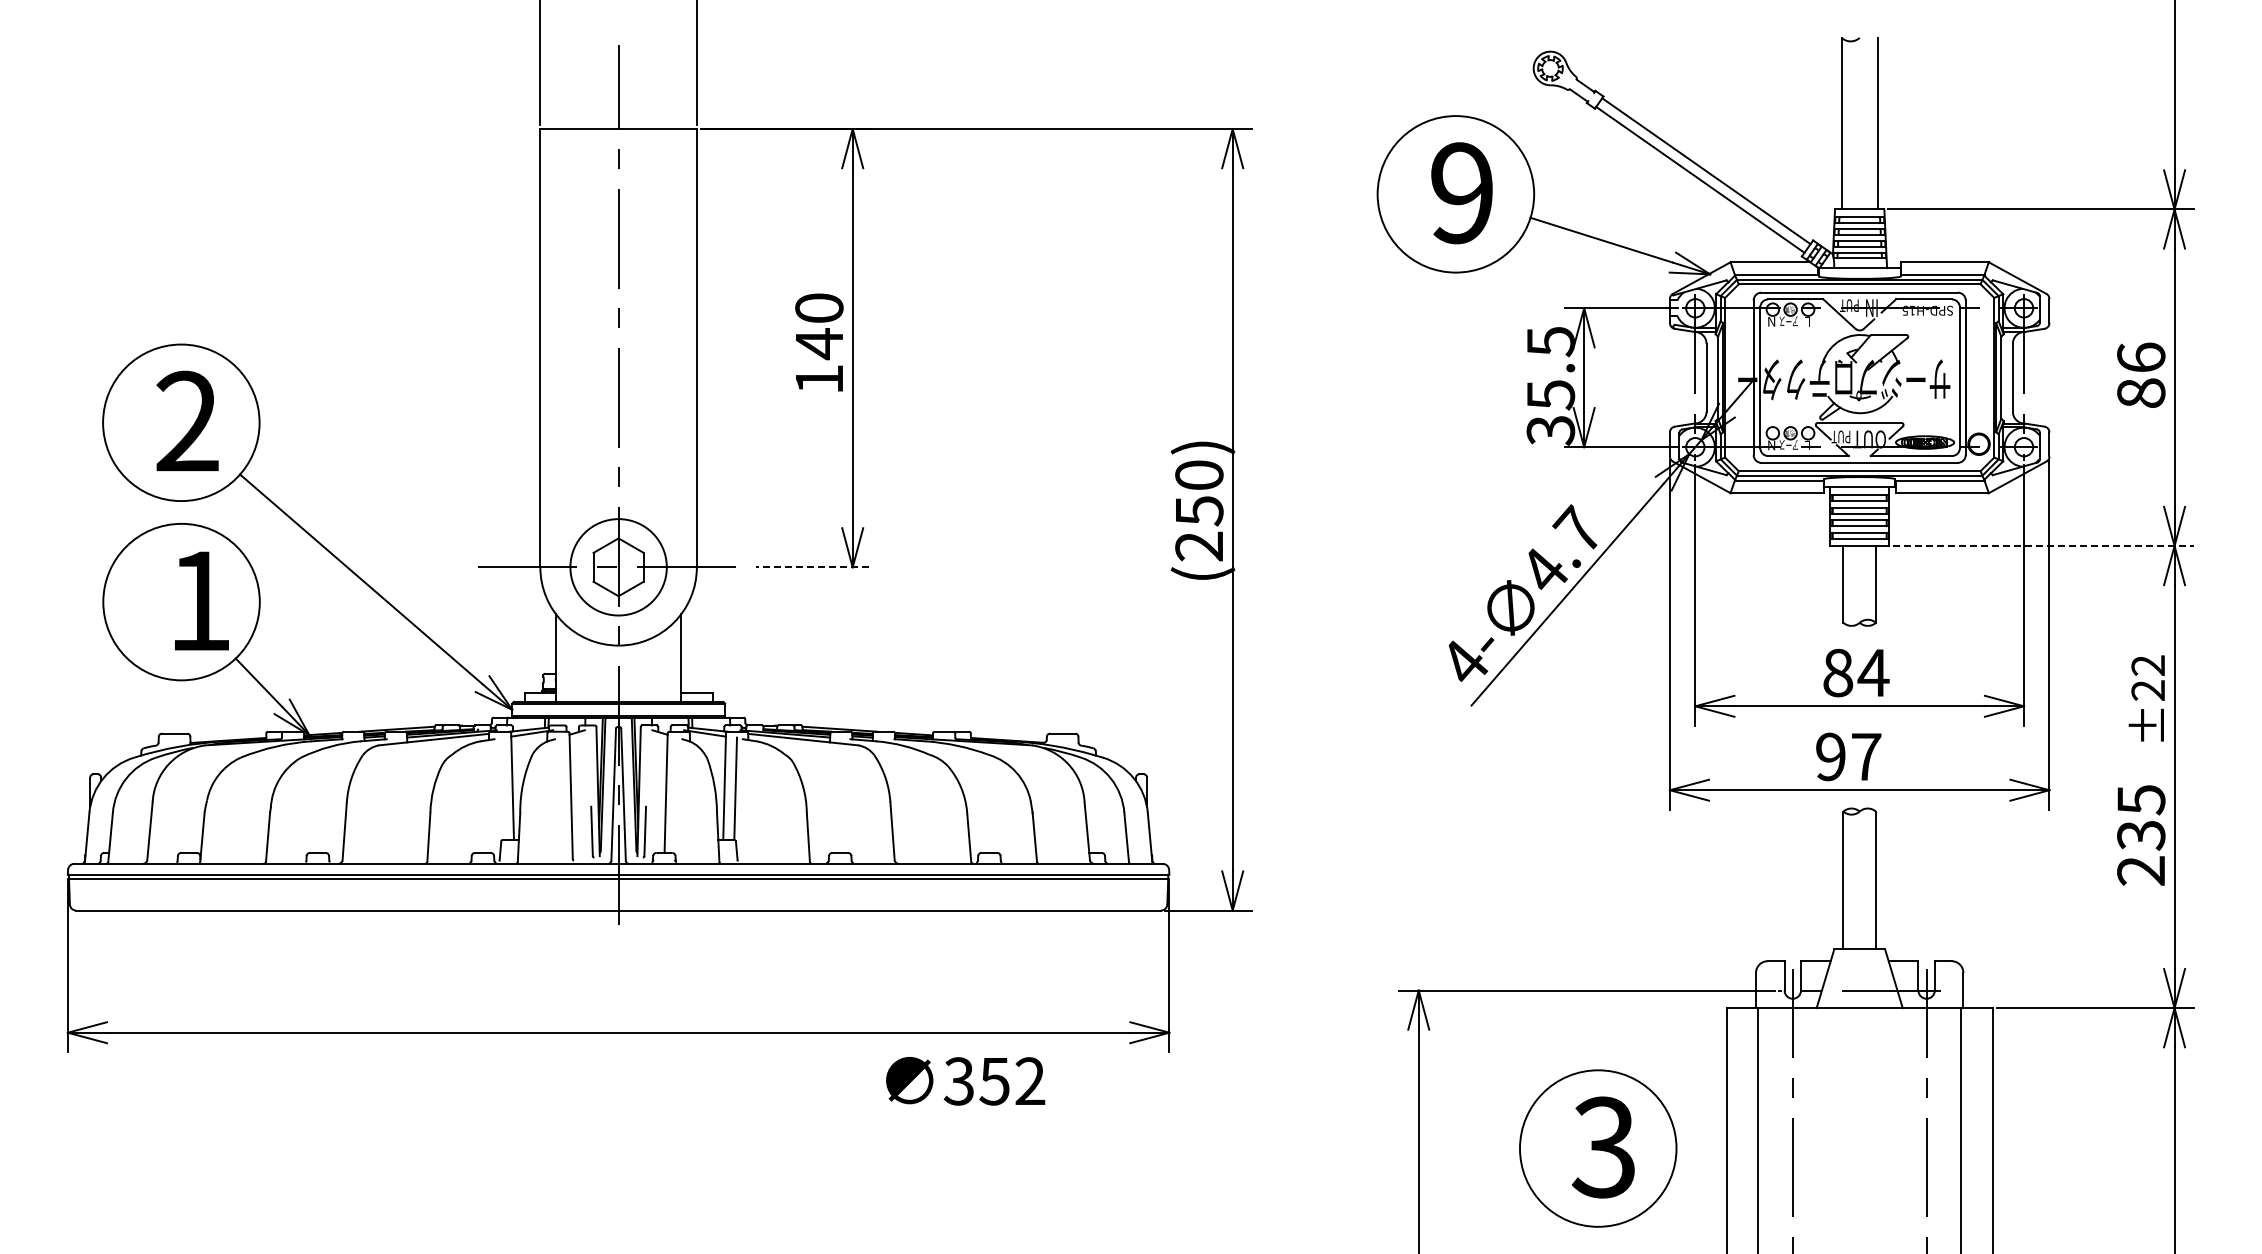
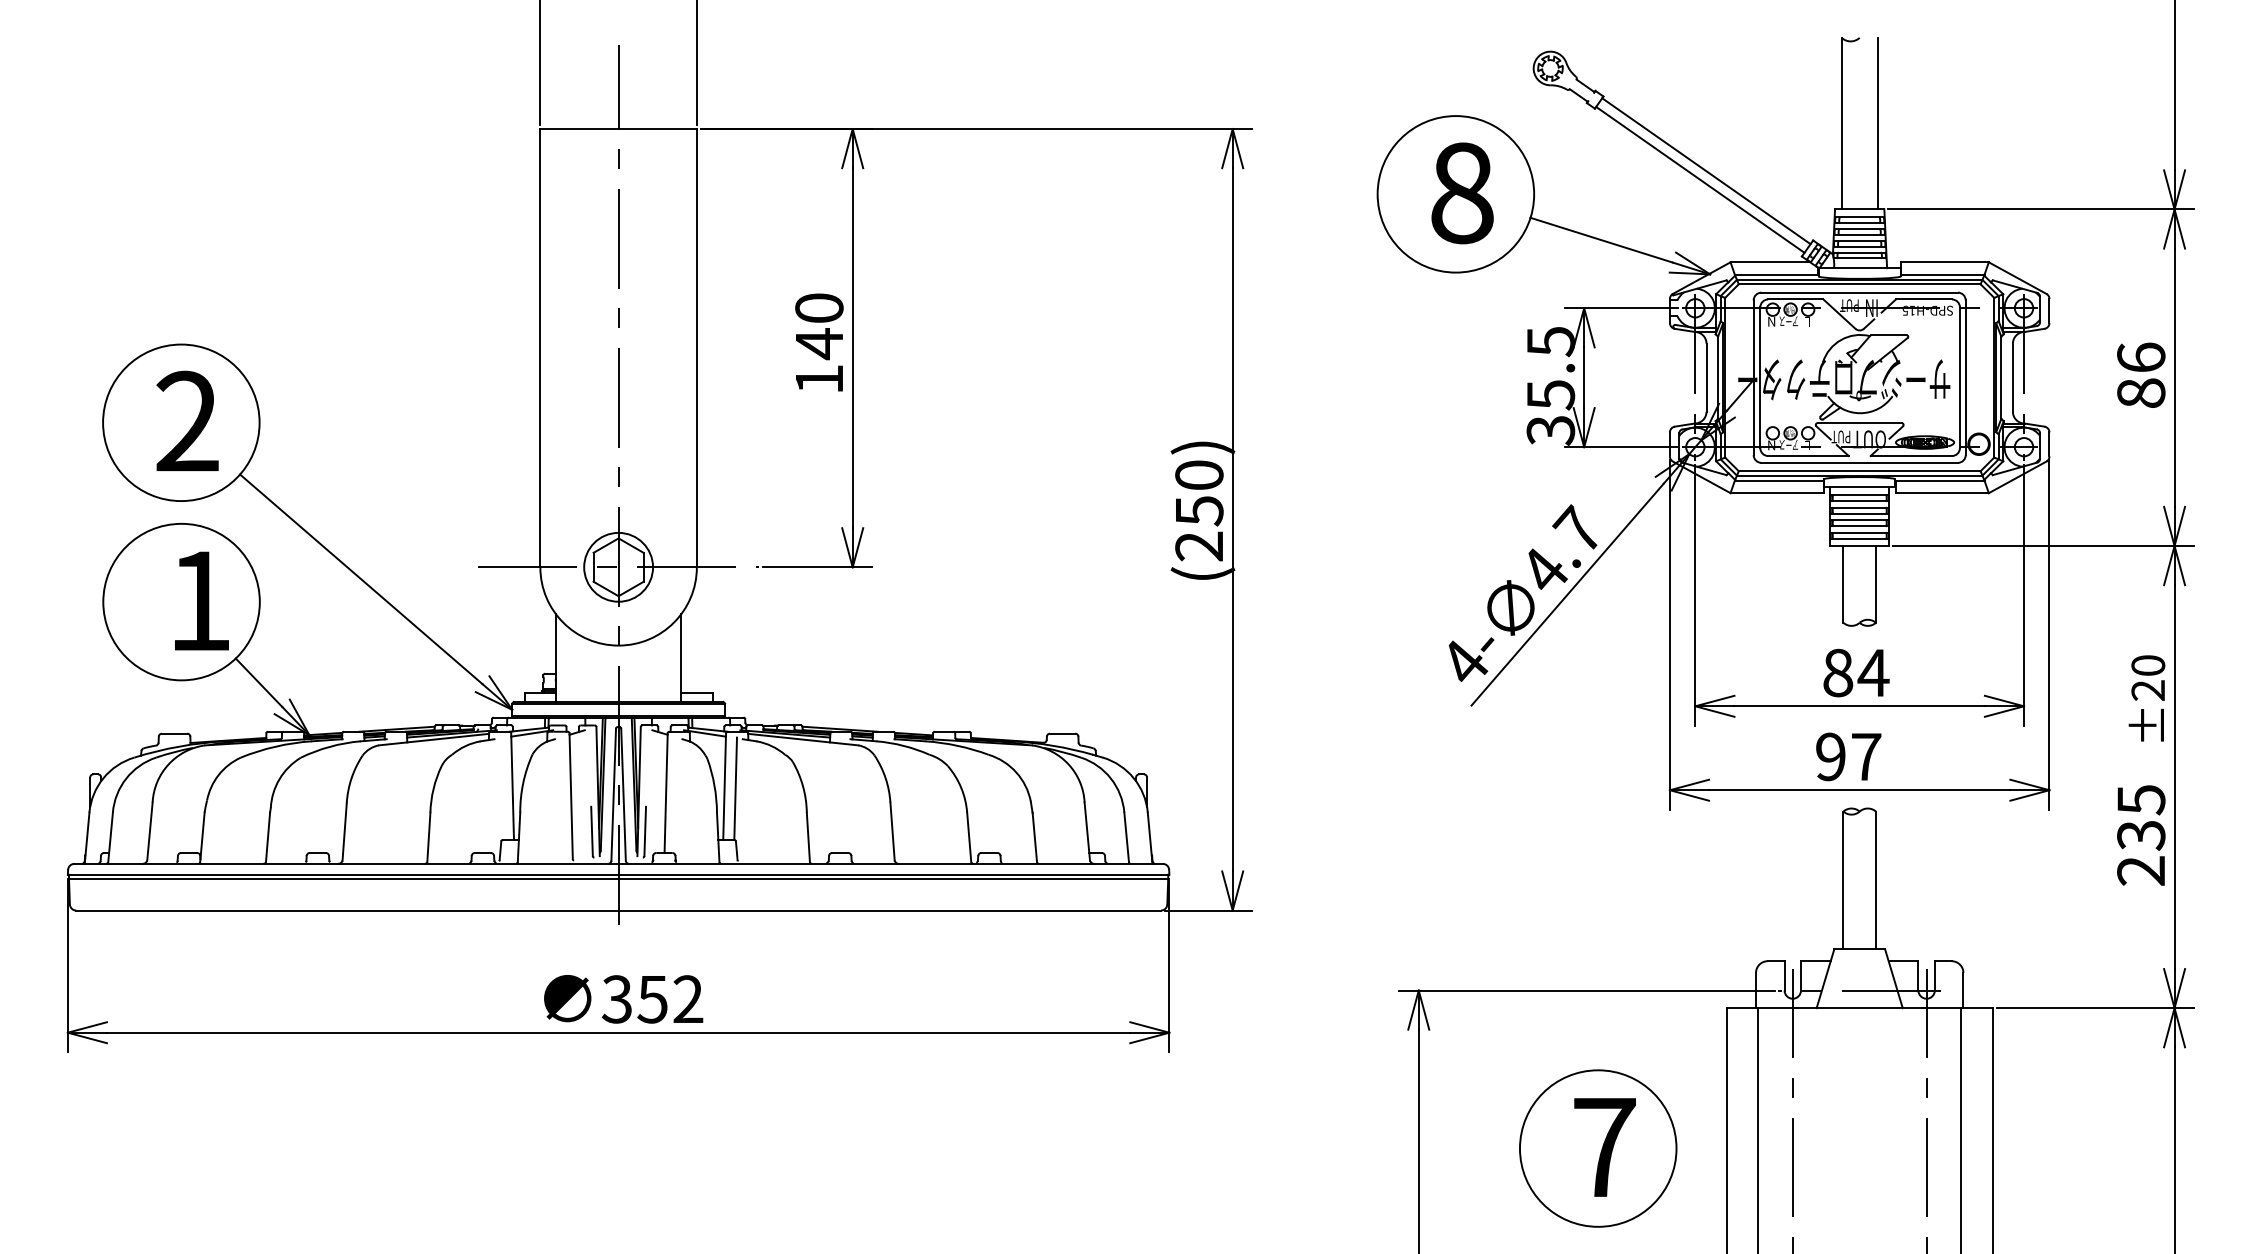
text: 9 -> 8 (1462, 193)
line: dashed -> solid (2043, 546)
circle diameter: 96 px -> 69 px (618, 566)
line: dashed -> solid (818, 567)
text: ±22 -> ±20 (2148, 665)
text position: (965, 1081) -> (623, 999) (623, 999)
text: 3 -> 7 (1603, 1147)
